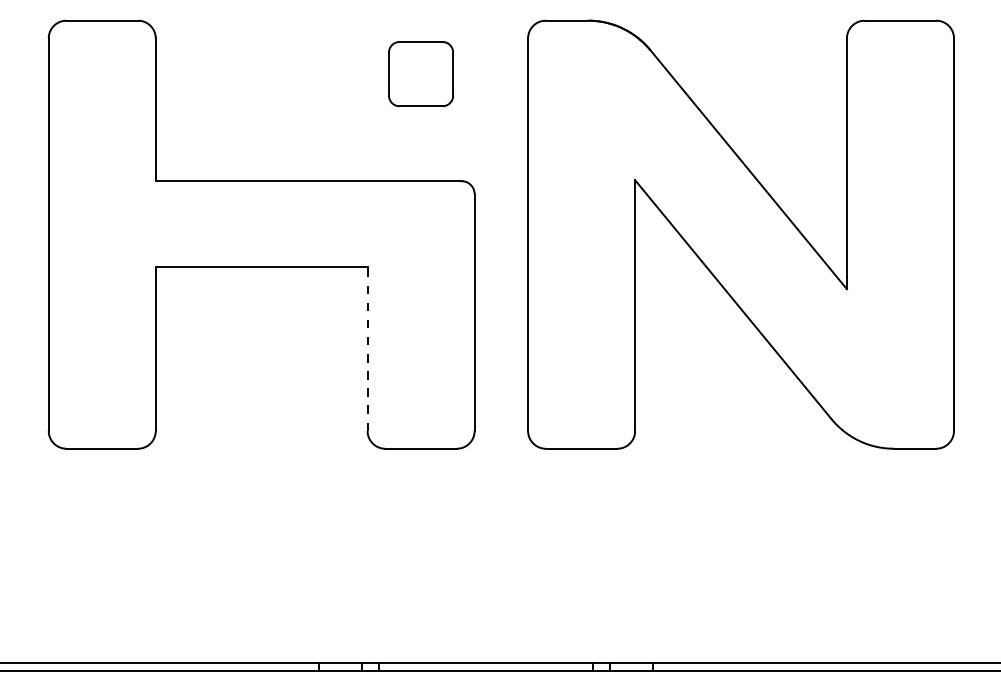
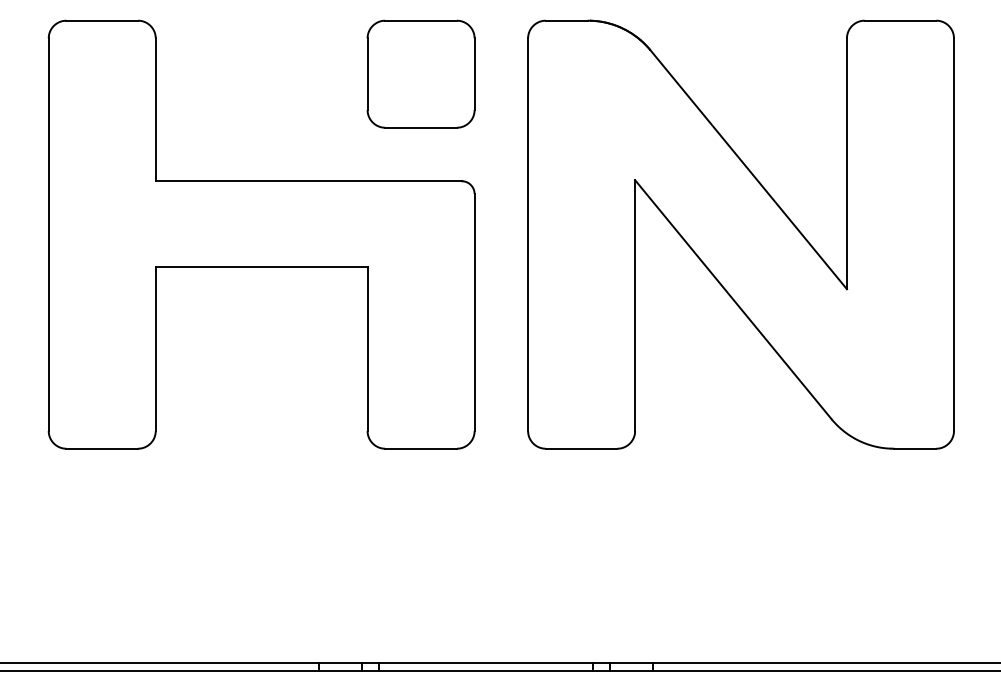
part size: 66x67 px -> 110x110 px (420, 73)
line: dashed -> solid (367, 348)
